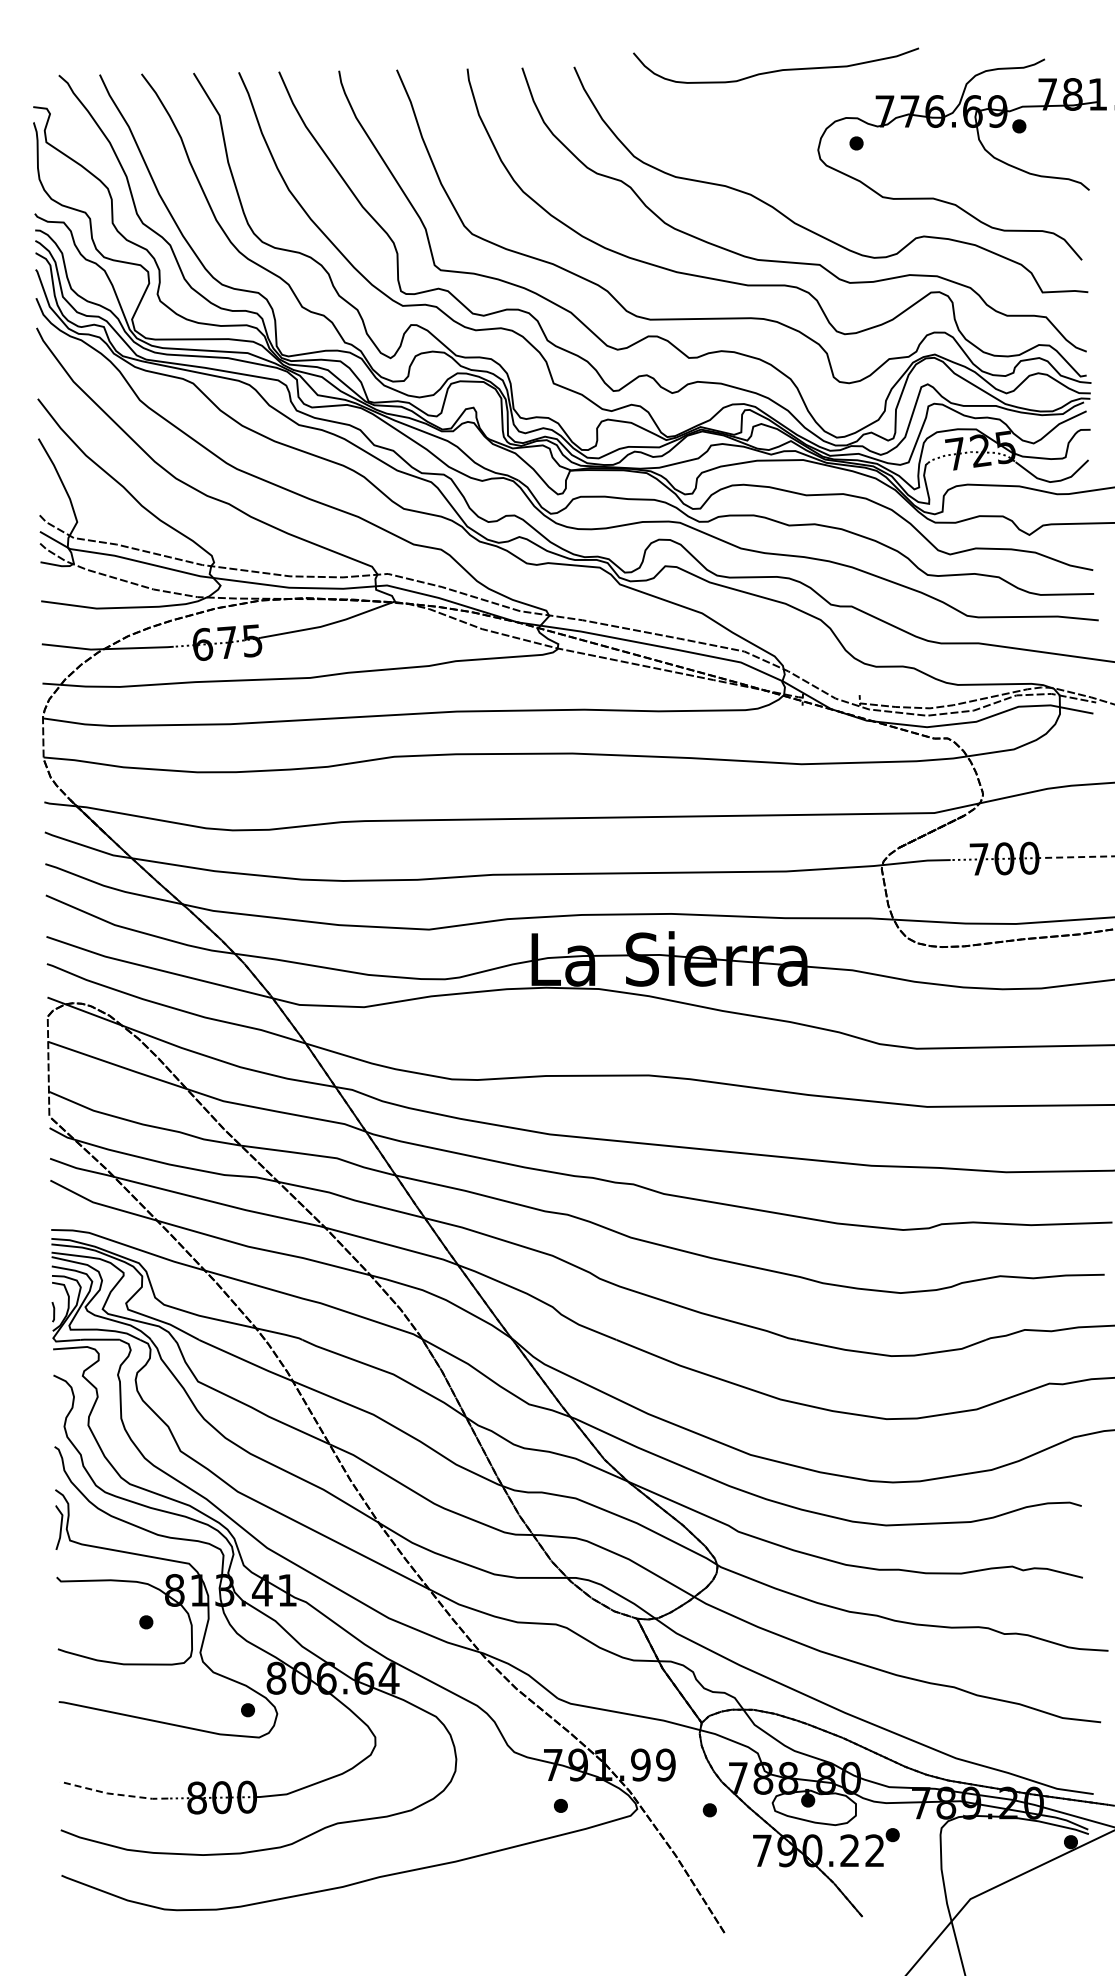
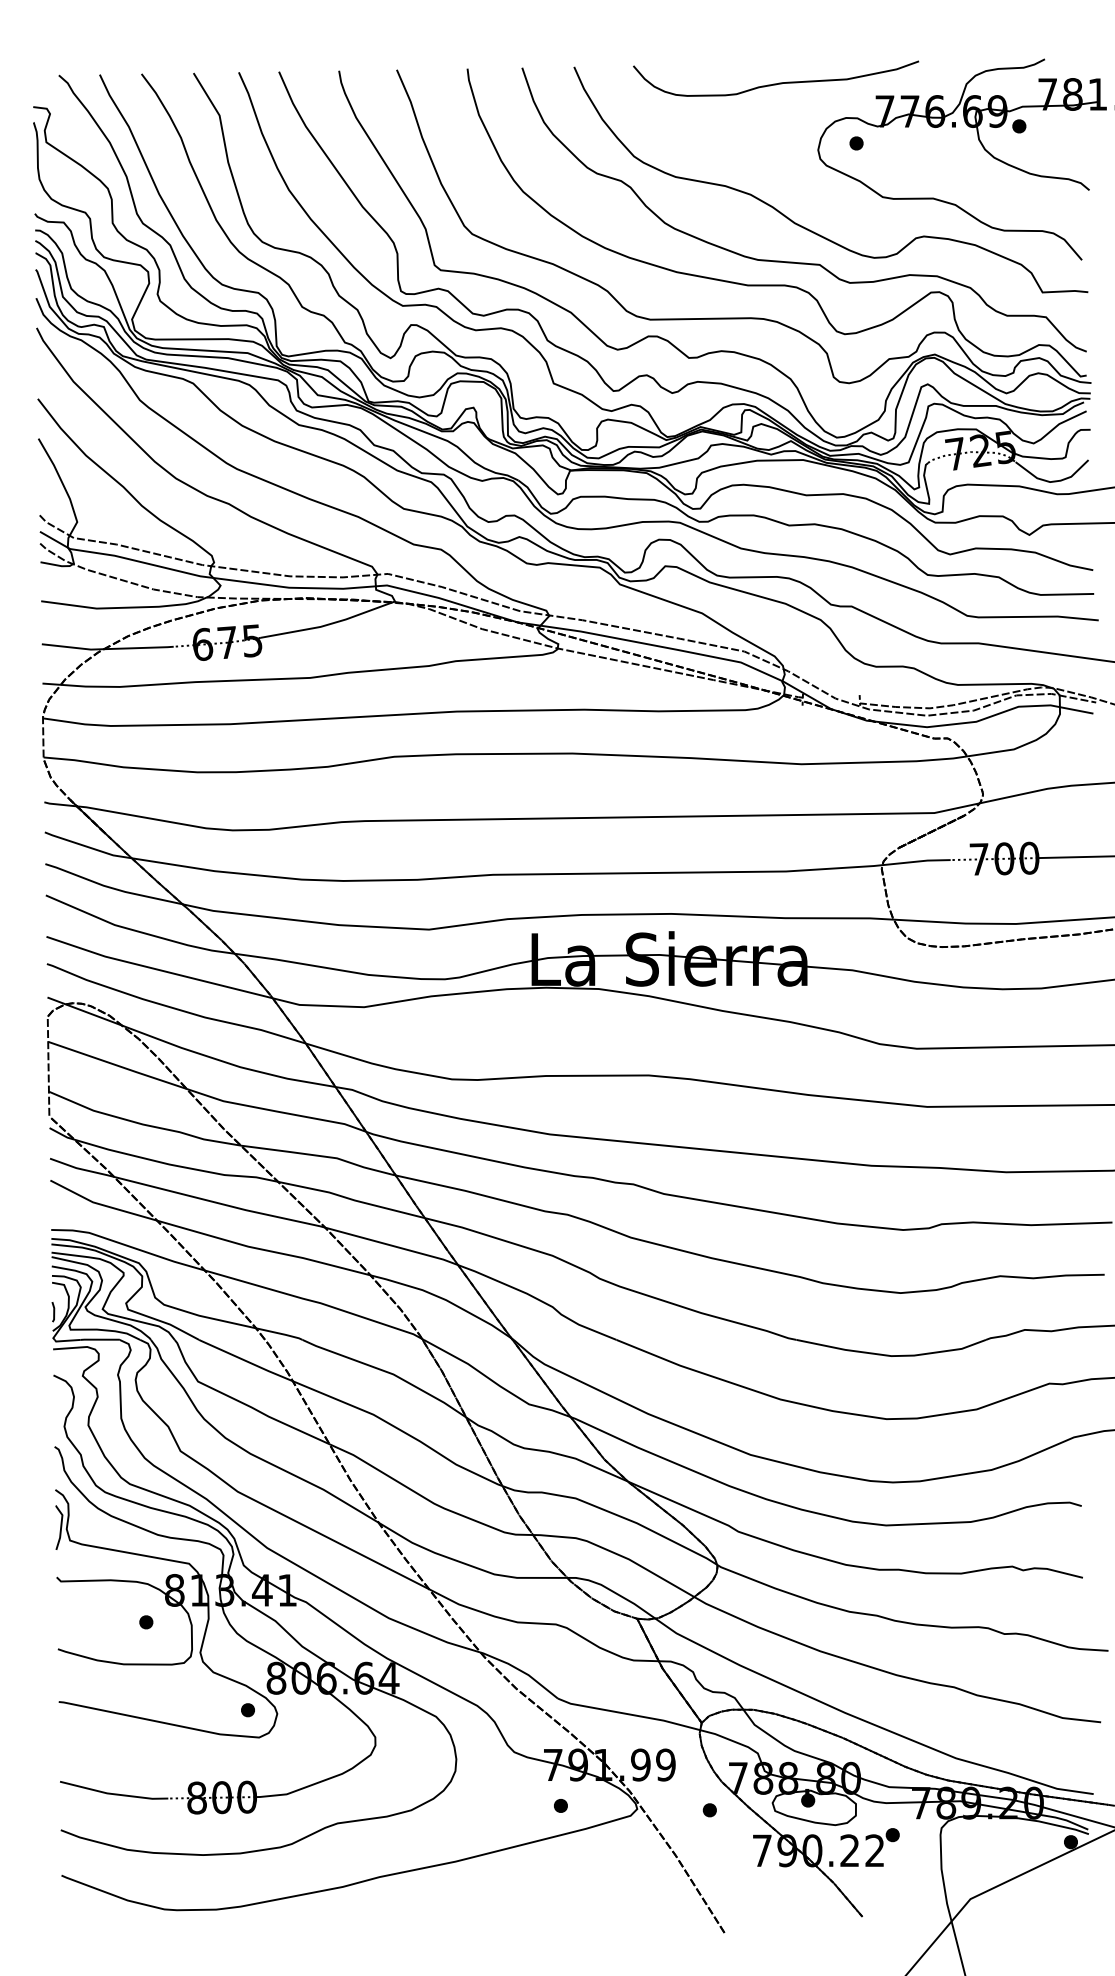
curve position: (778, 69) -> (778, 82) (778, 82)
line: dashed -> solid (1076, 857)
line: dashed -> solid (113, 1794)
